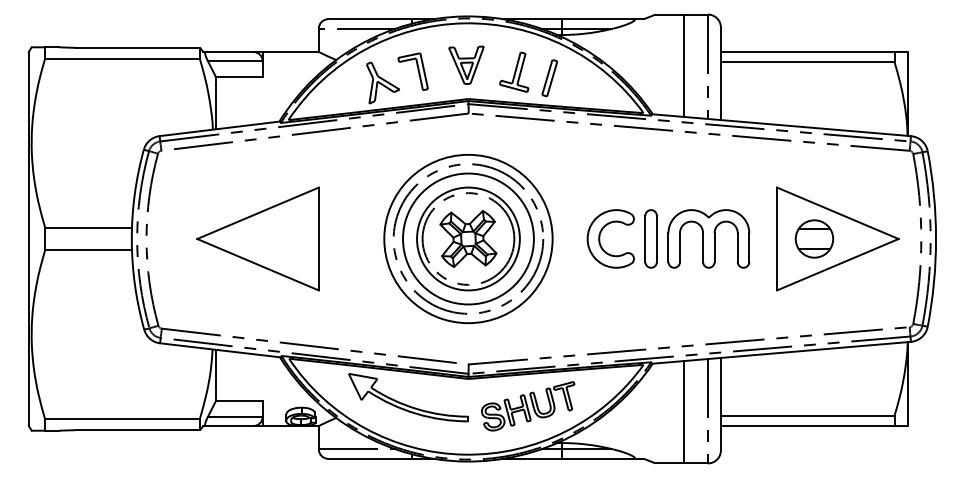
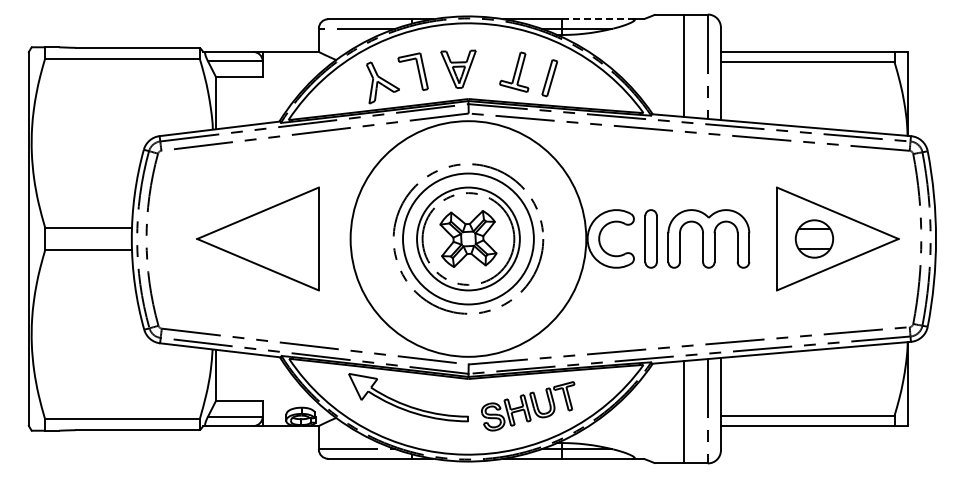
line: solid -> dashed (597, 19)
part position: (466, 64) -> (458, 68) (458, 68)
circle diameter: 168 px -> 236 px (468, 238)
